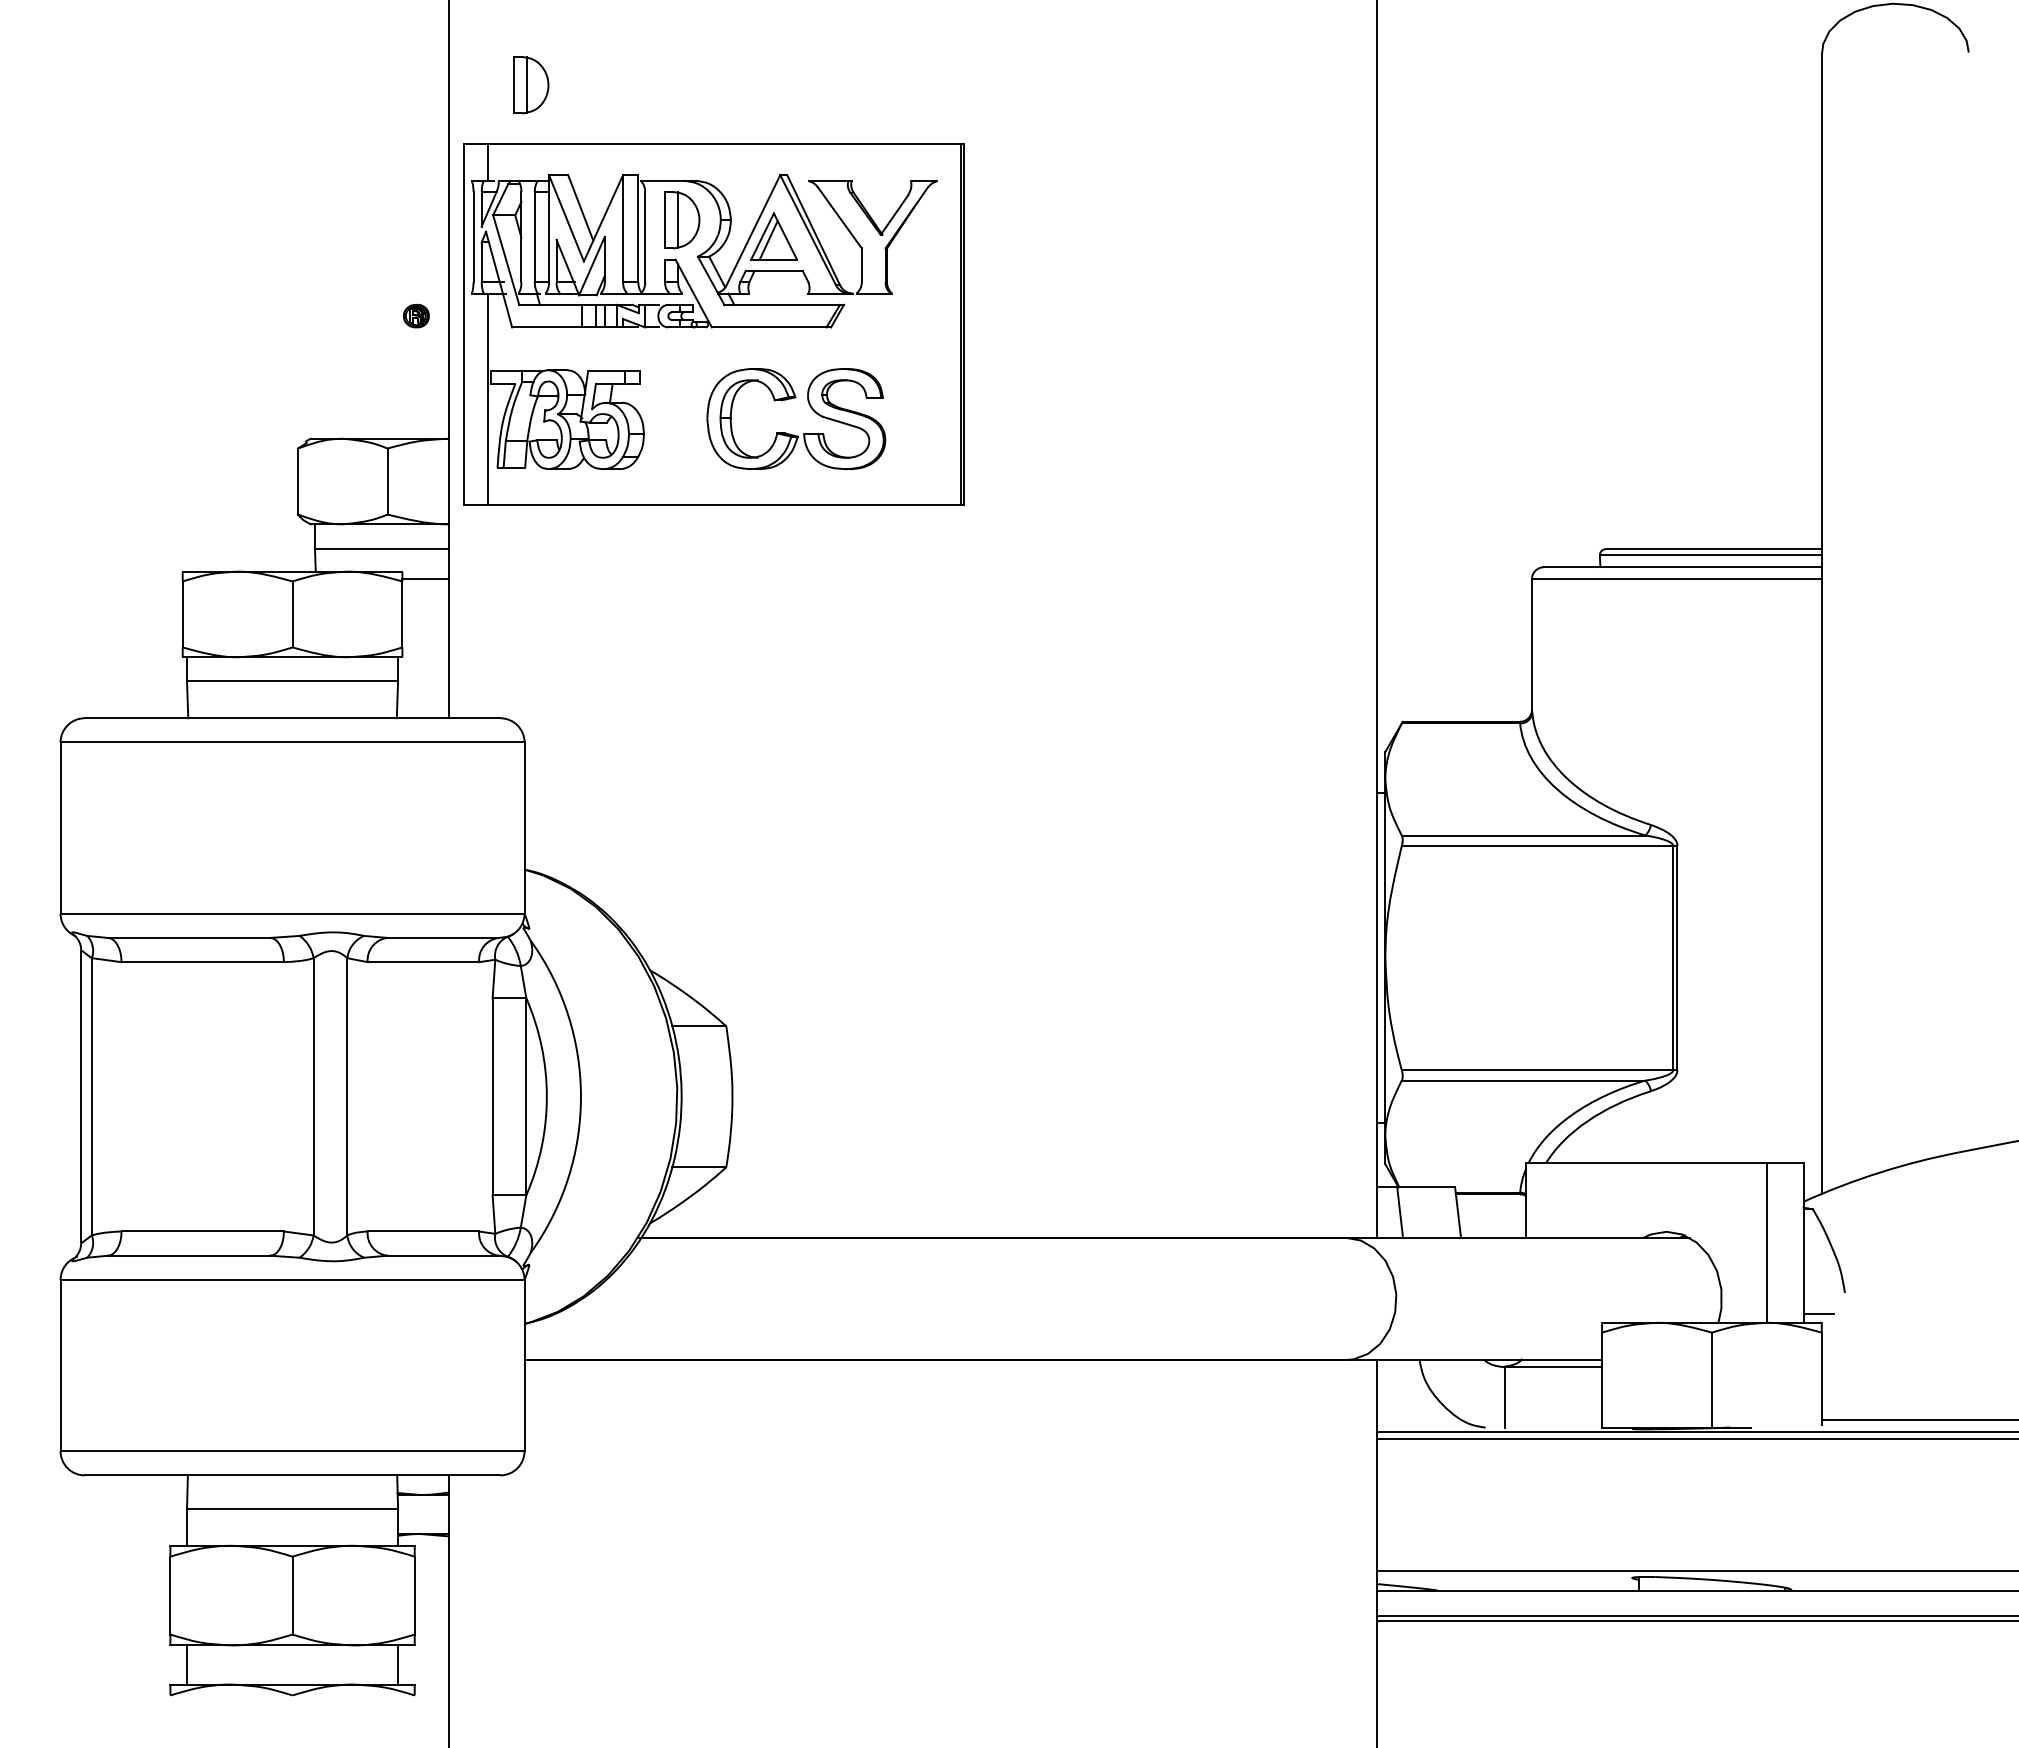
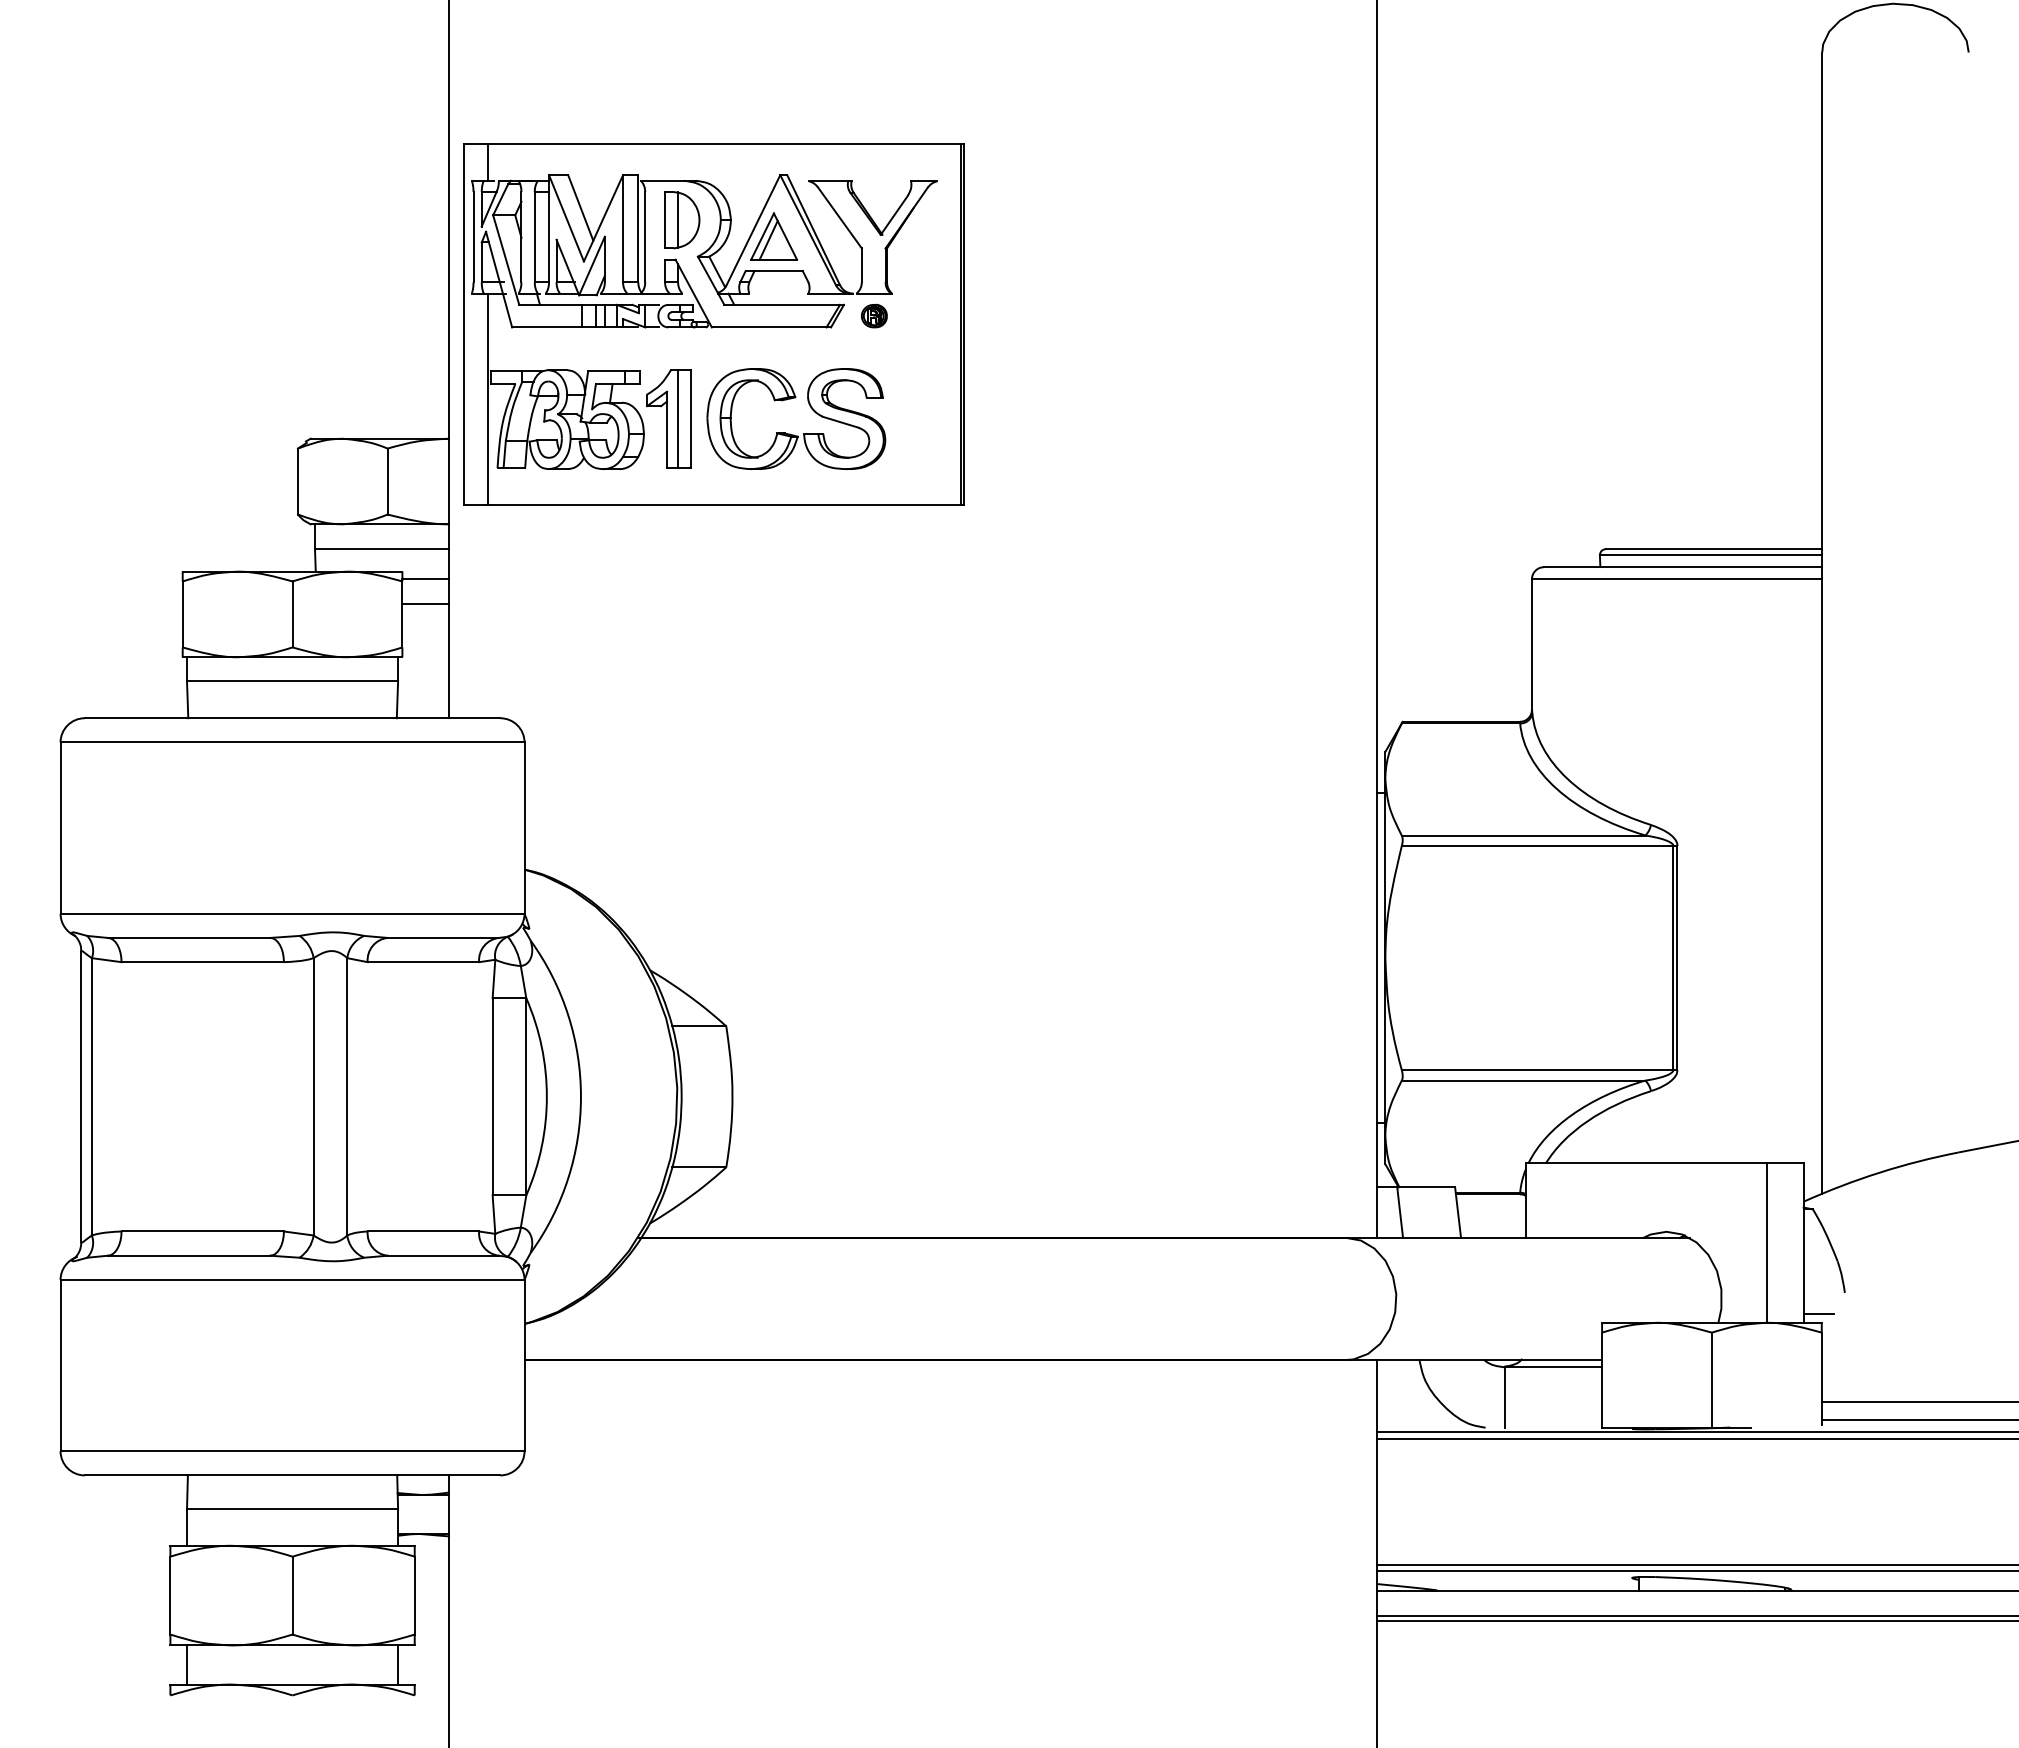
part: present -> none (531, 85)
part position: (416, 315) -> (874, 315) (874, 315)
part: none -> present (668, 418)
line: none -> present (425, 603)
line: none -> present (1918, 1401)
line: none -> present (1696, 1565)
